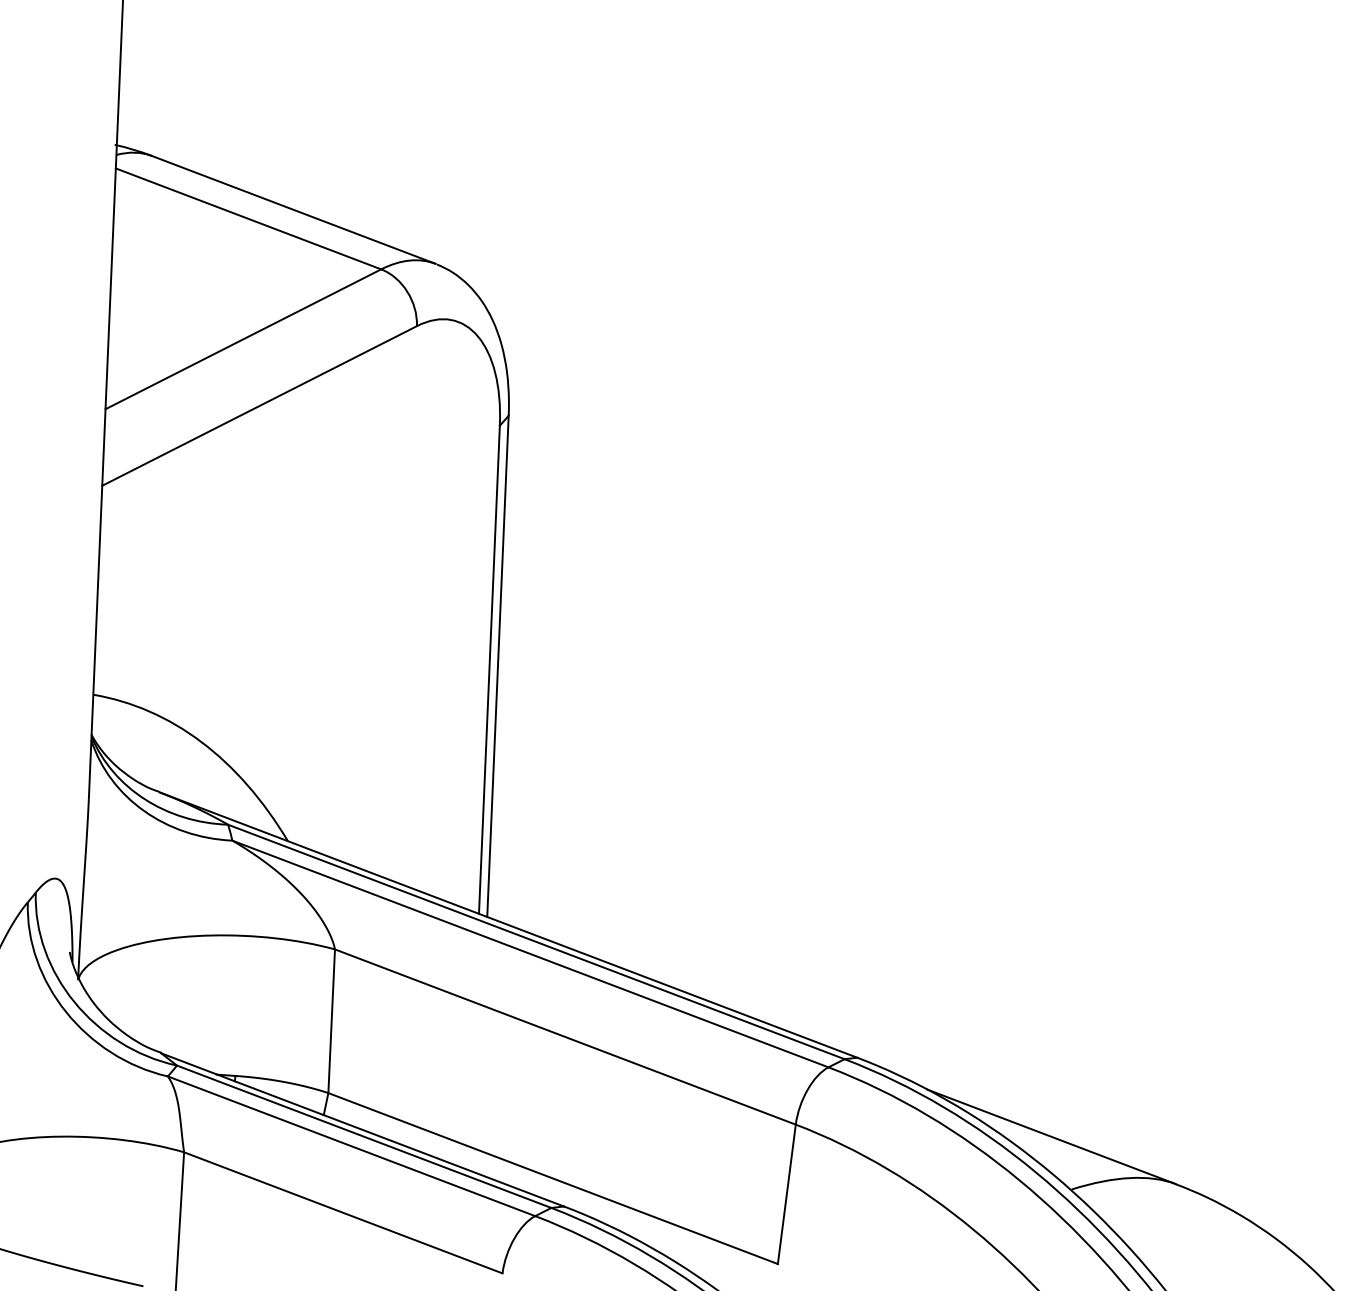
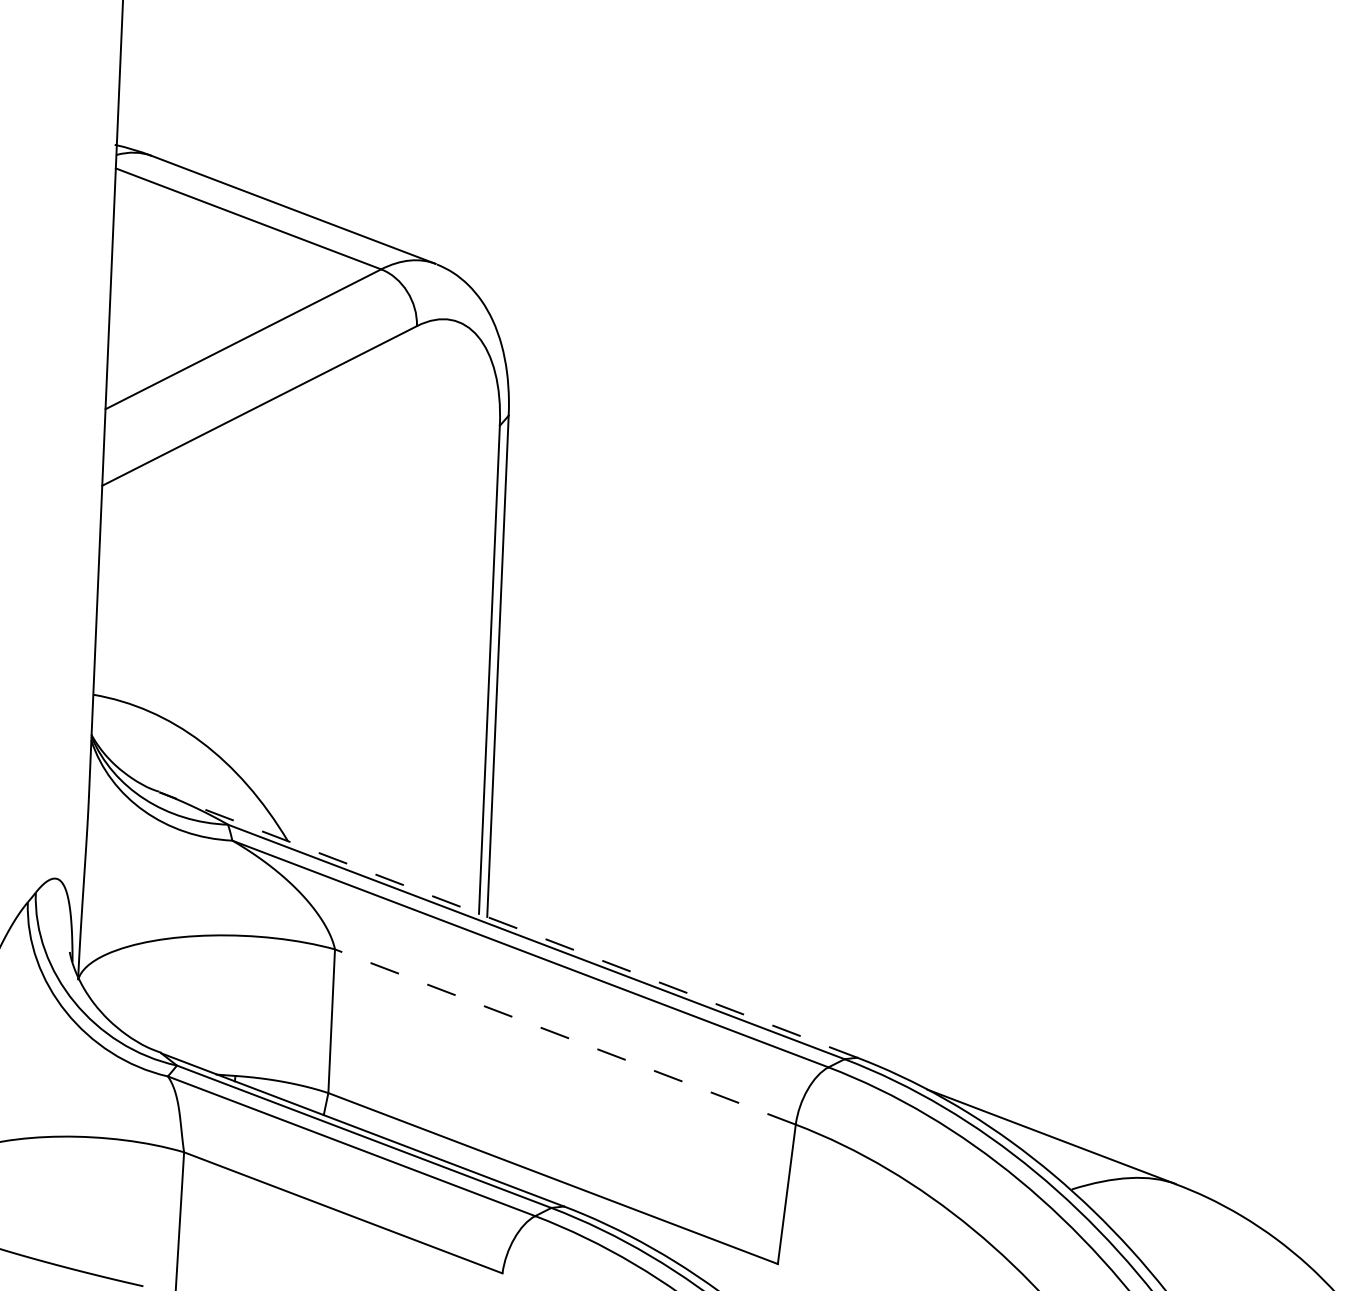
line: solid -> dashed (508, 924)
line: solid -> dashed (564, 1036)
